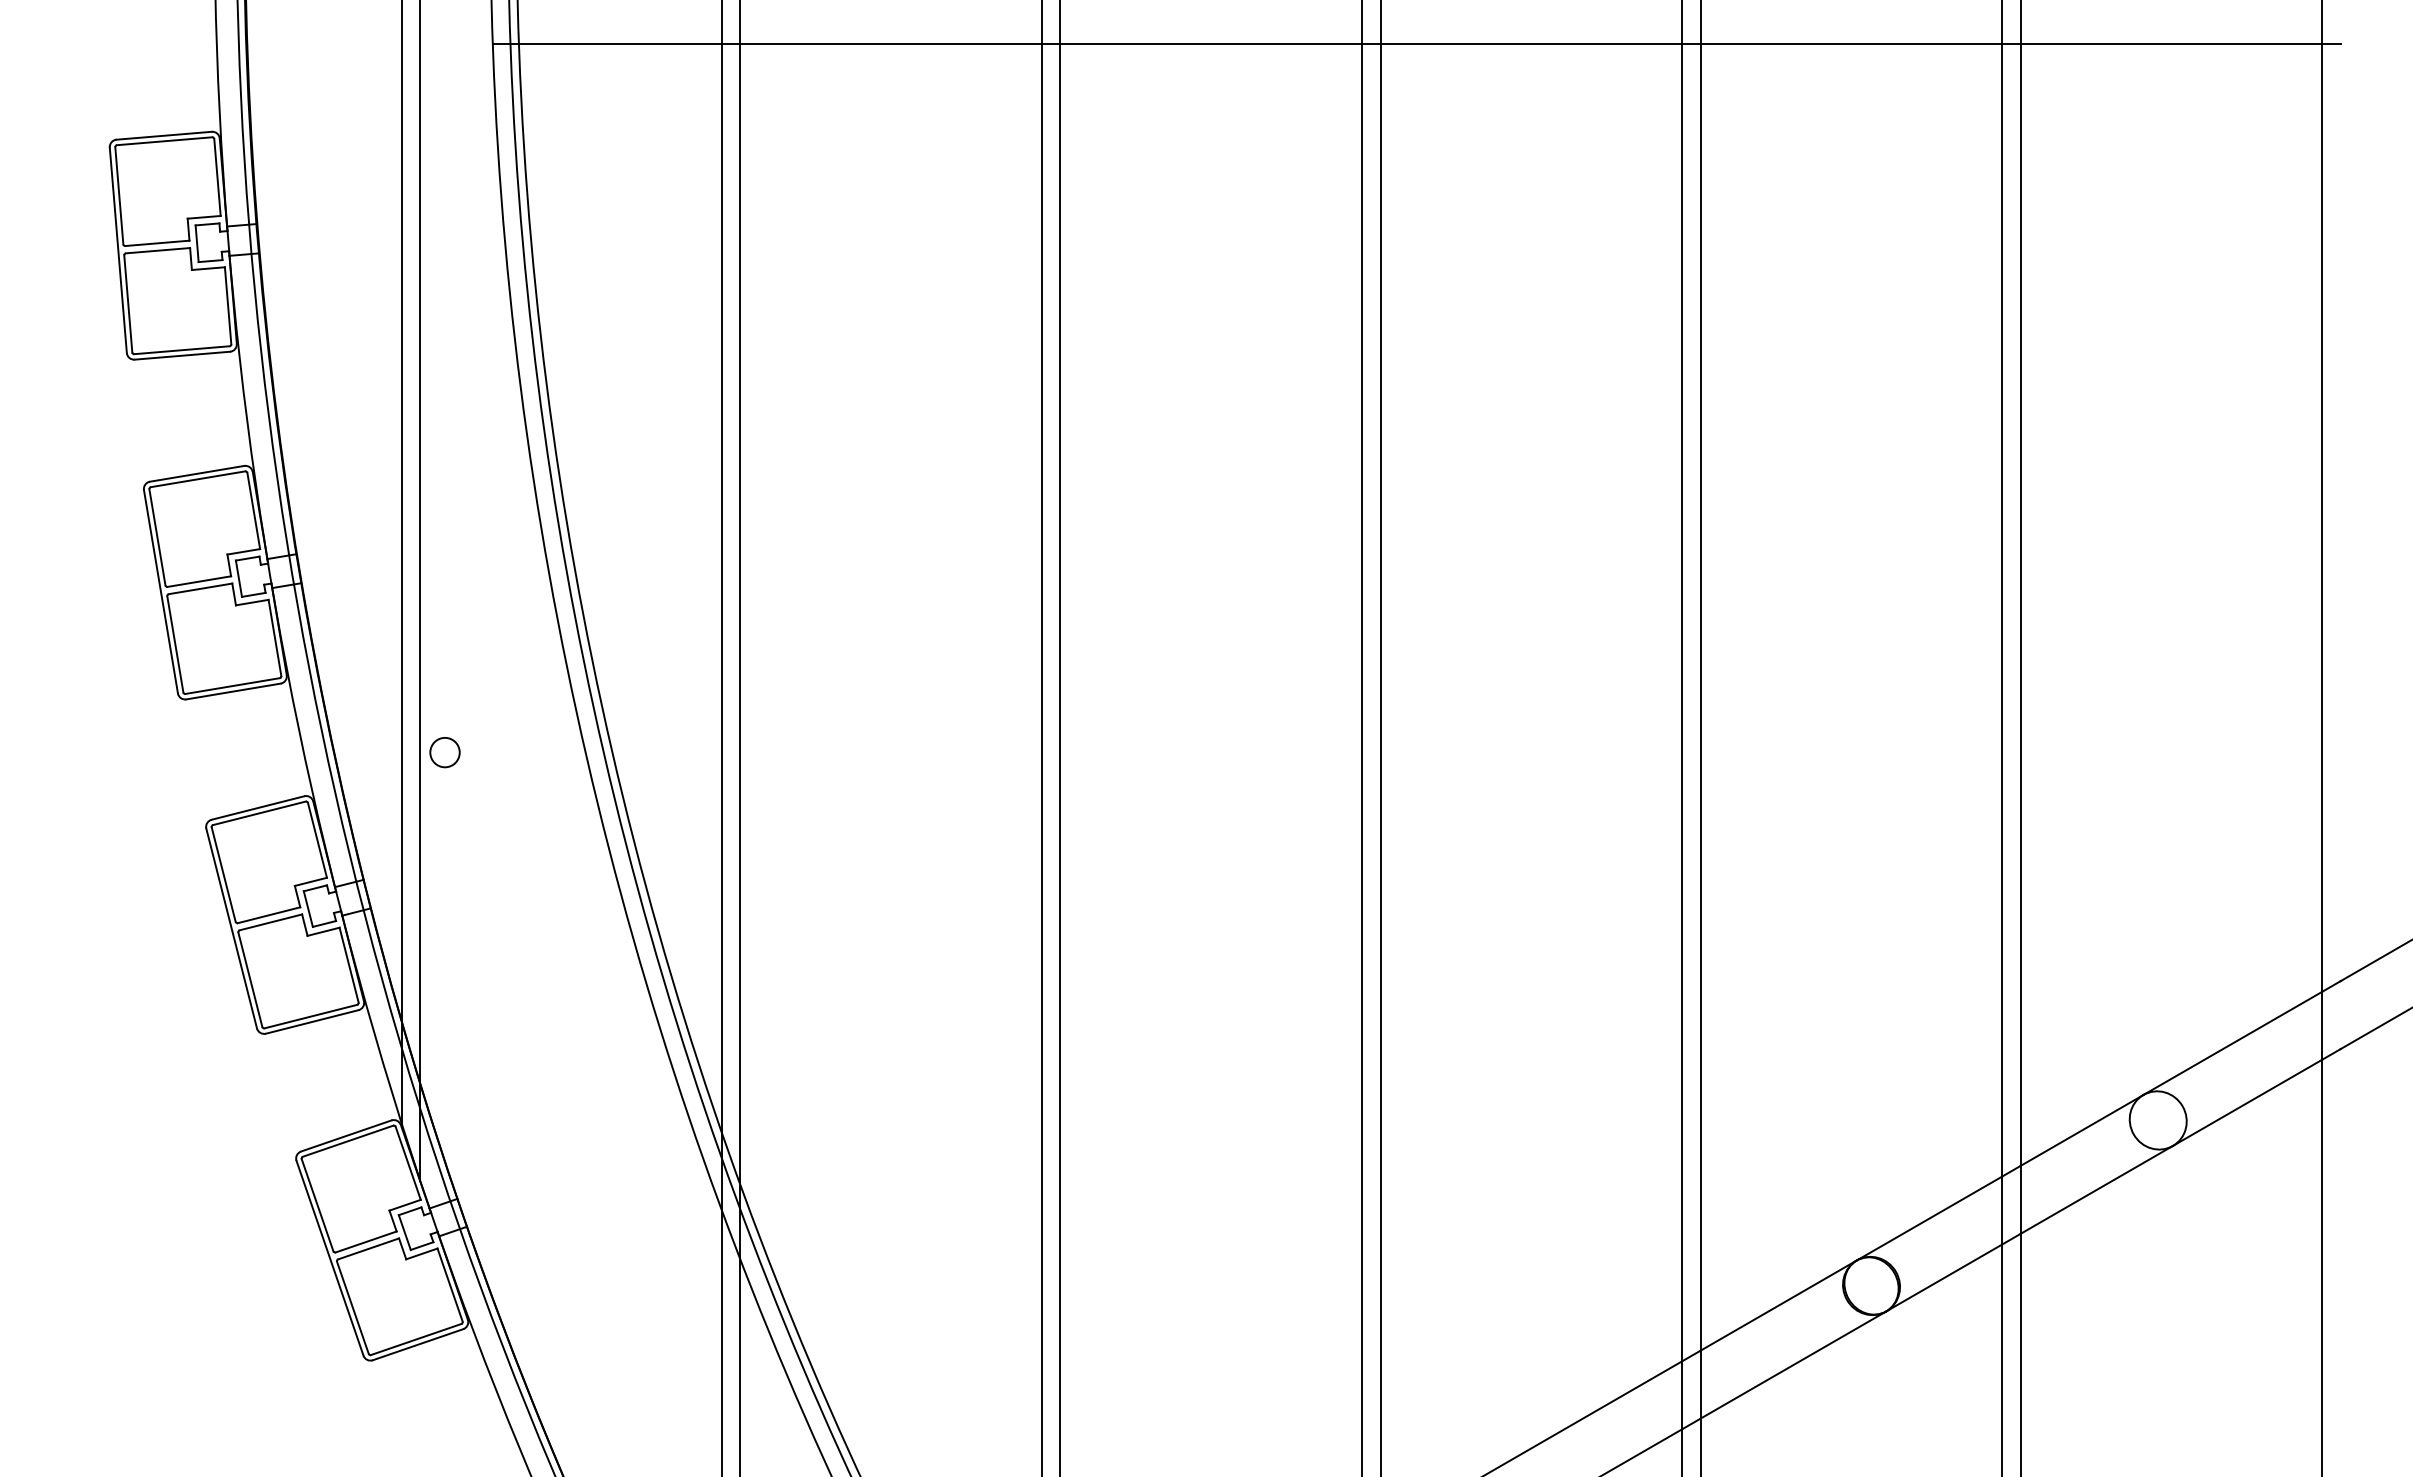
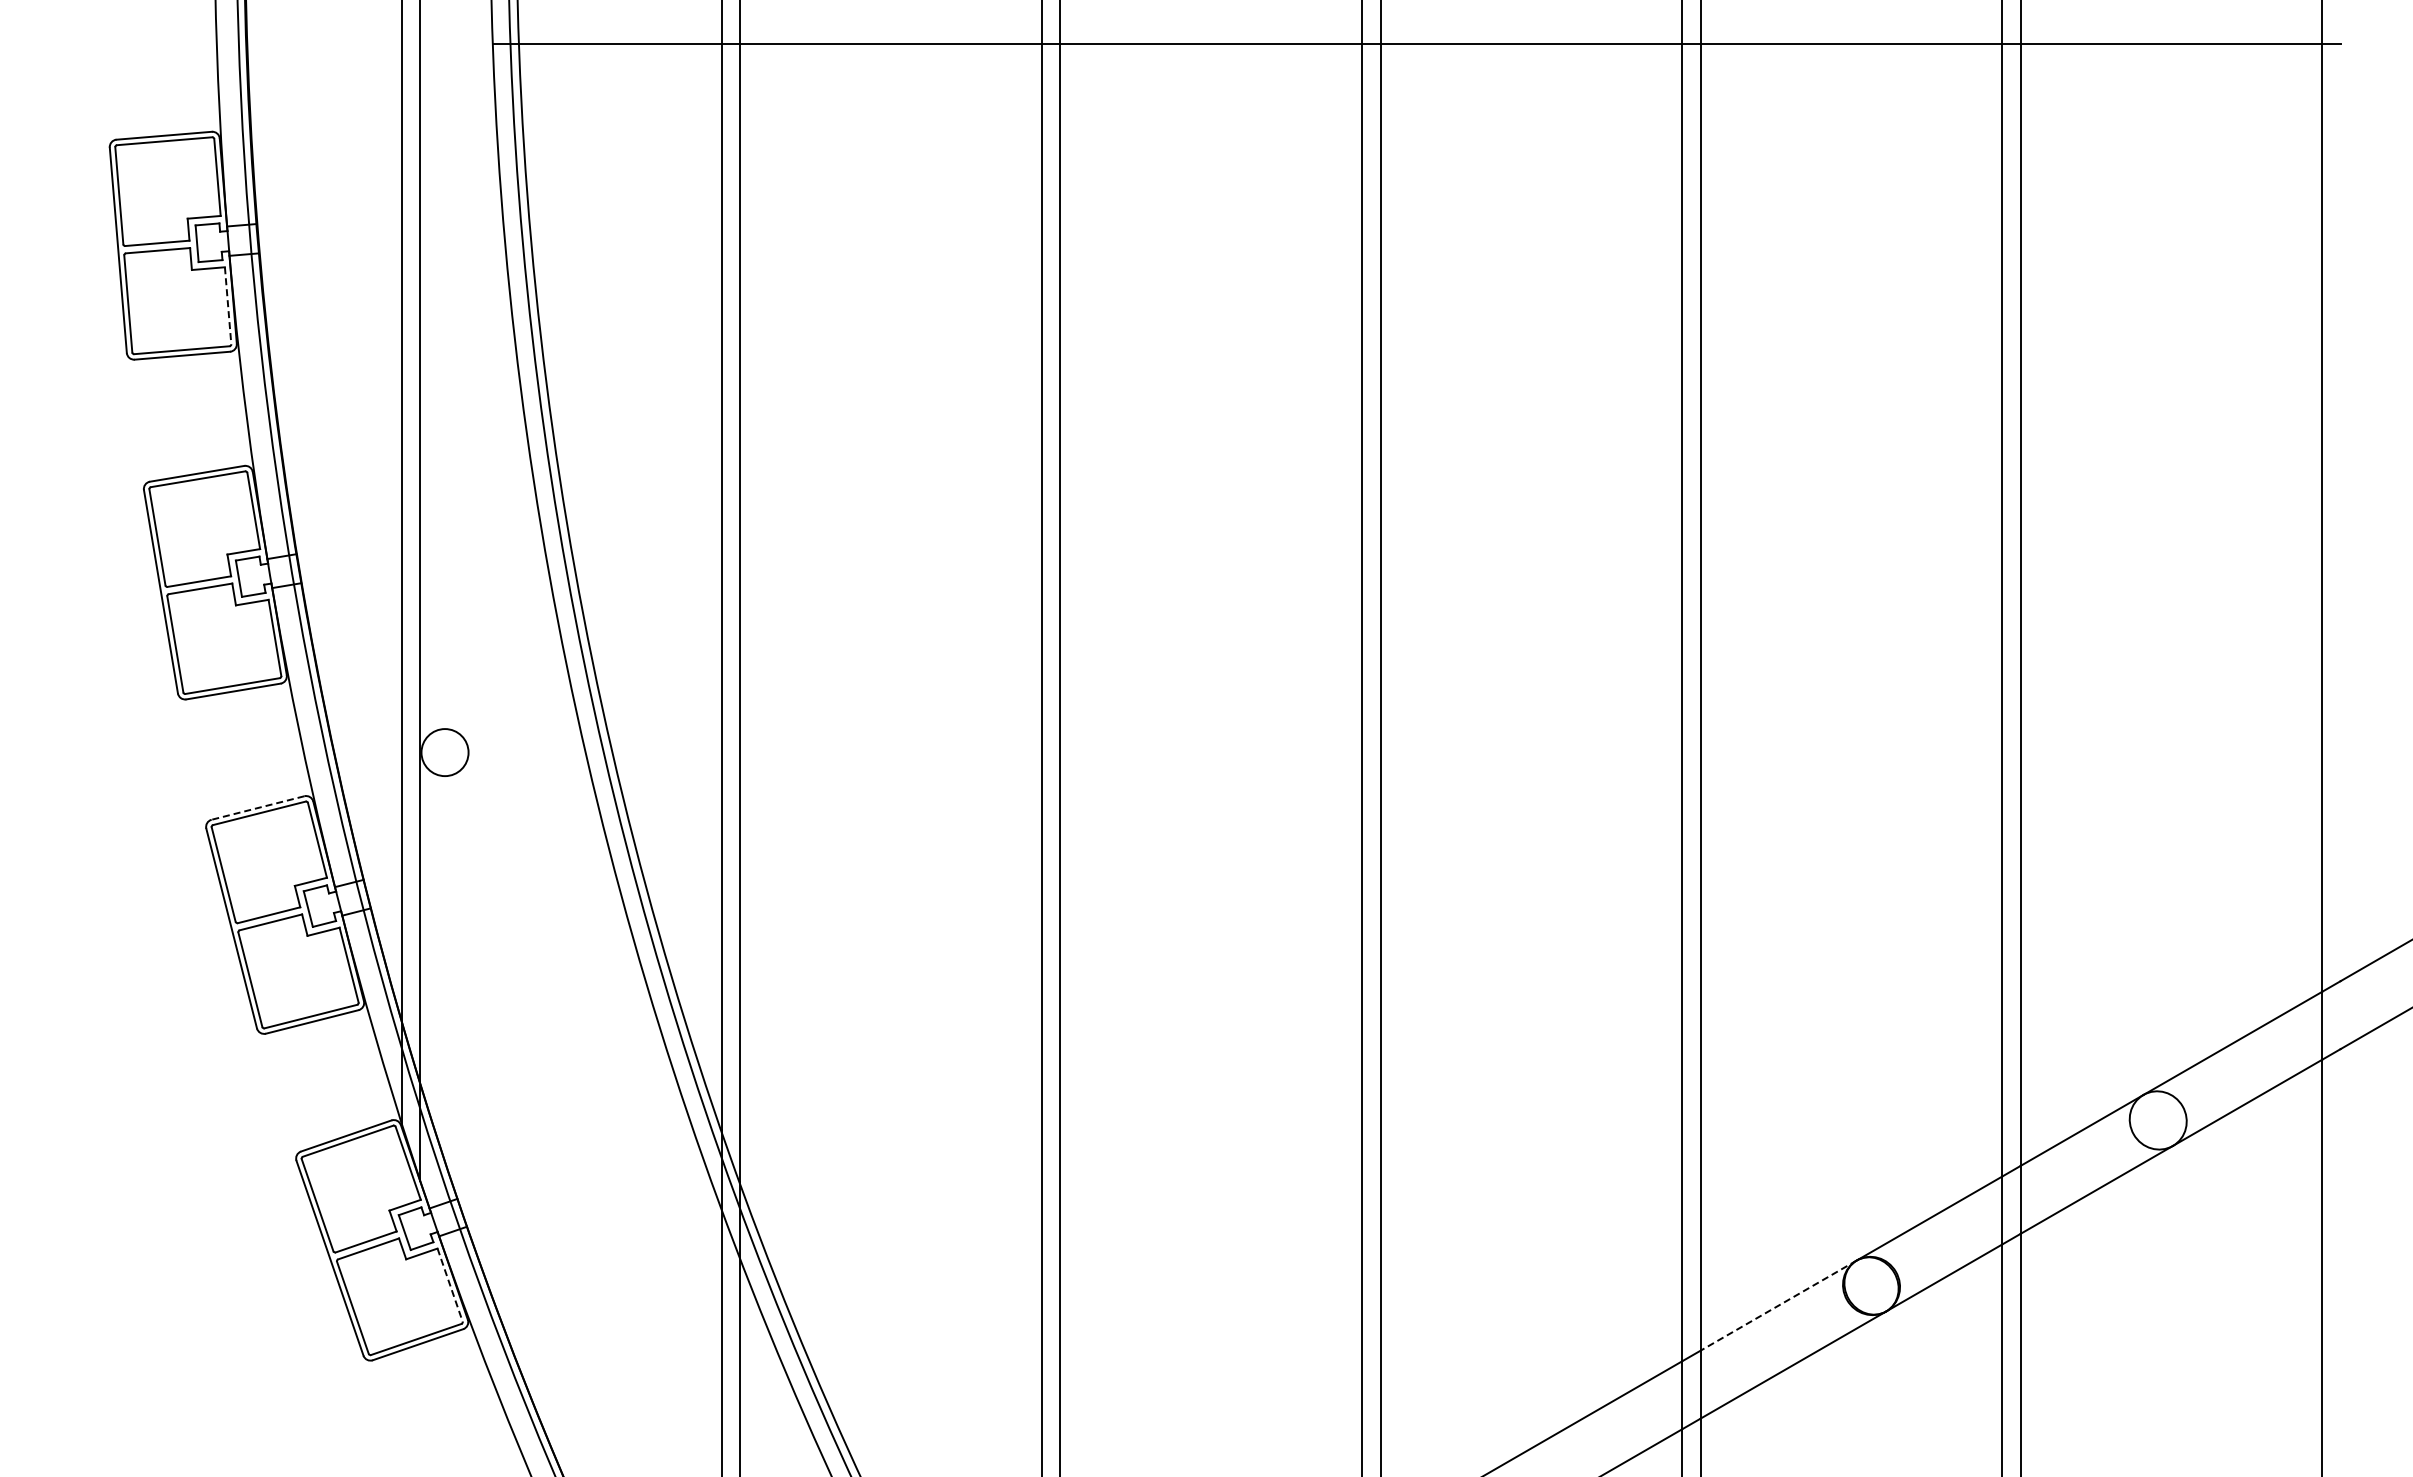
line: solid -> dashed (228, 305)
circle diameter: 29 px -> 47 px (444, 752)
line: solid -> dashed (258, 808)
line: solid -> dashed (450, 1285)
line: solid -> dashed (1778, 1305)
